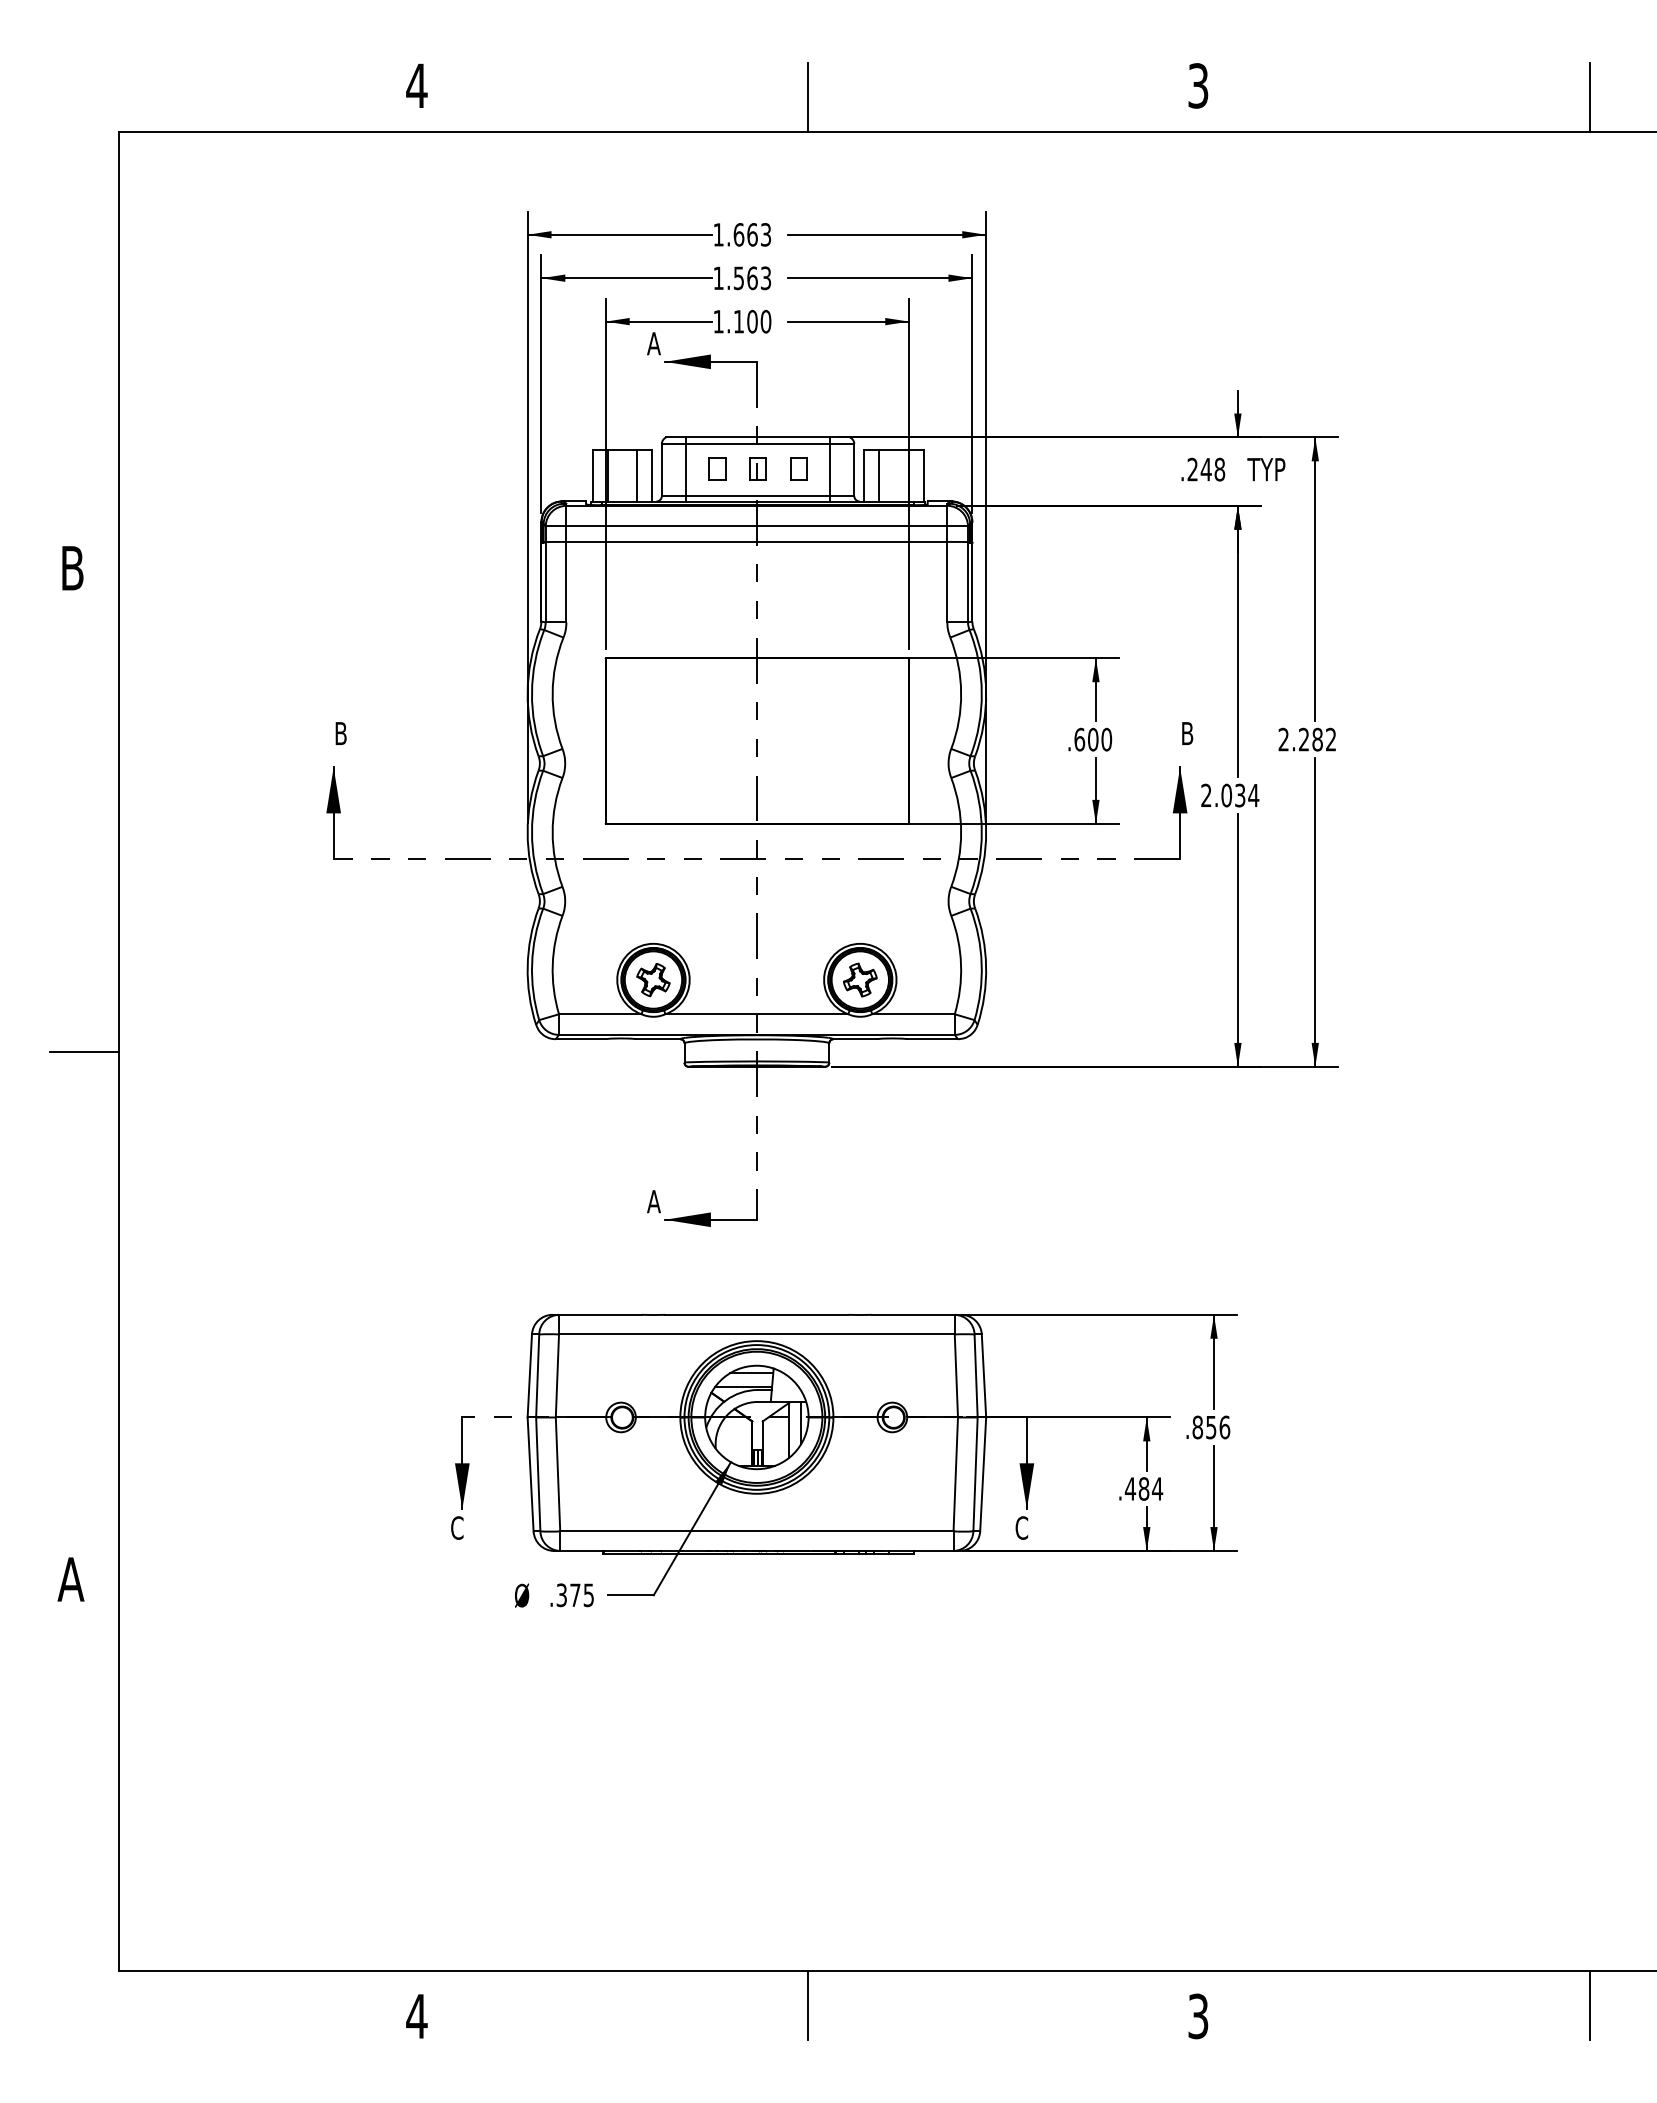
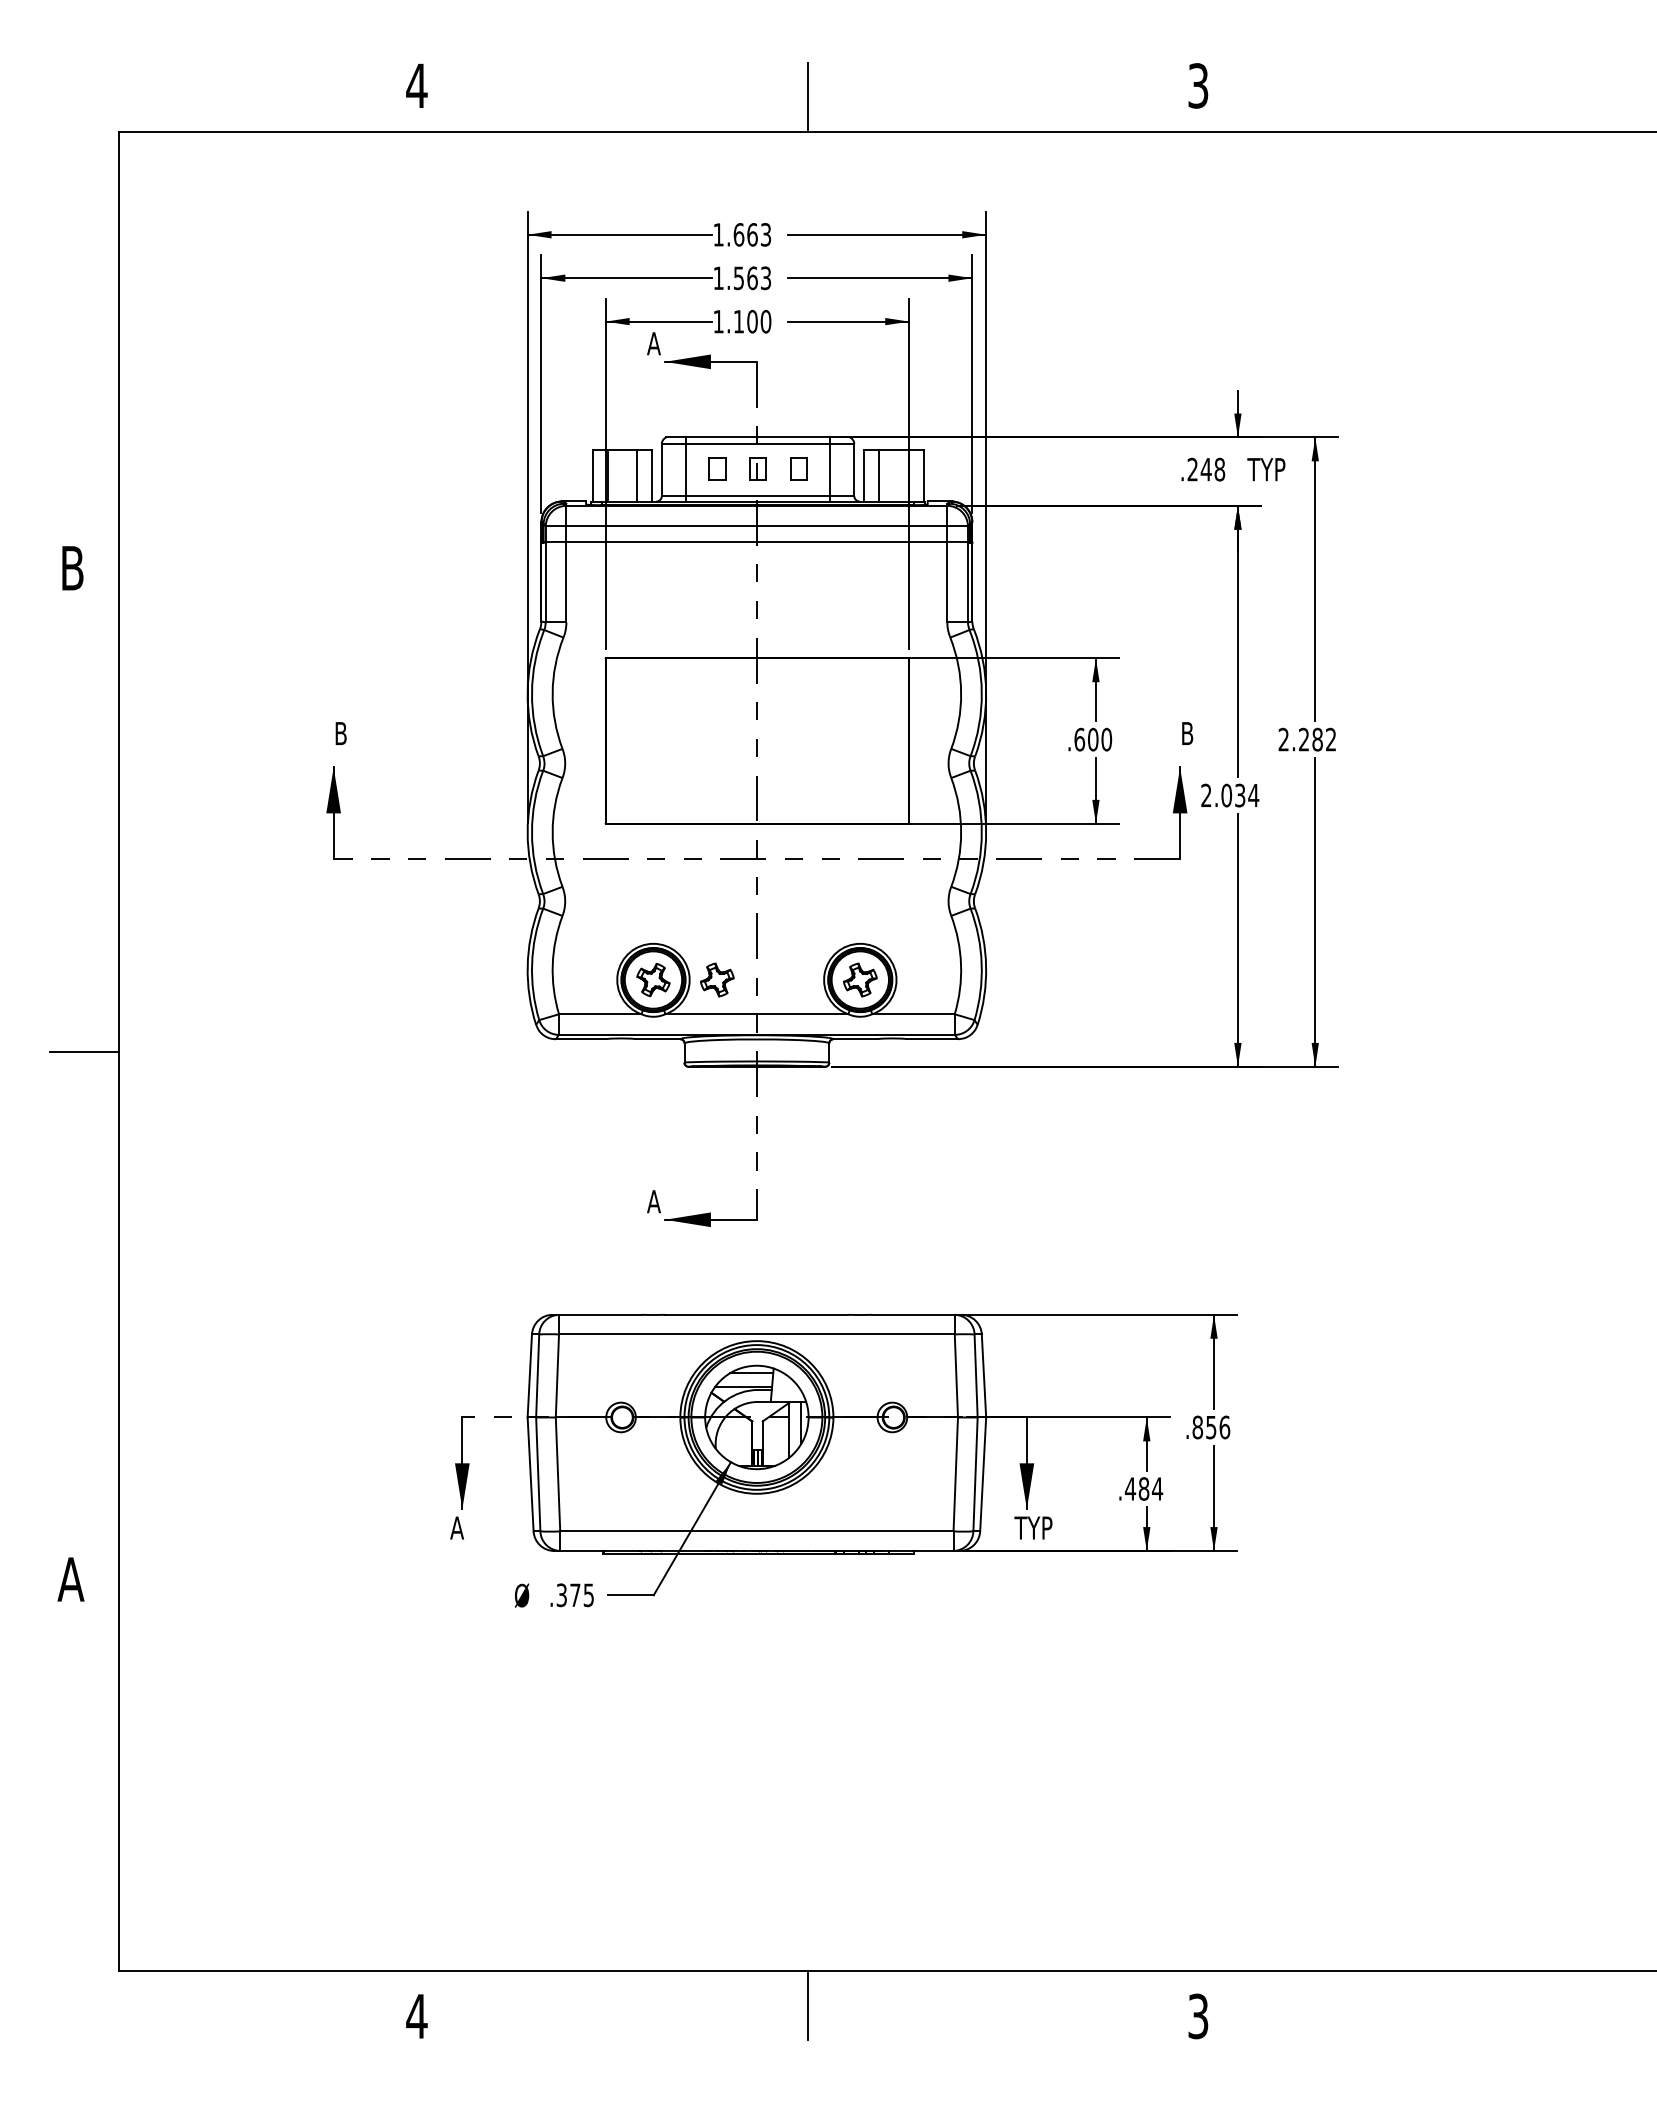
line: present -> none (1589, 97)
part: none -> present (717, 979)
text: C -> A (457, 1527)
text: C -> TYP (1033, 1527)
line: present -> none (1589, 2004)
